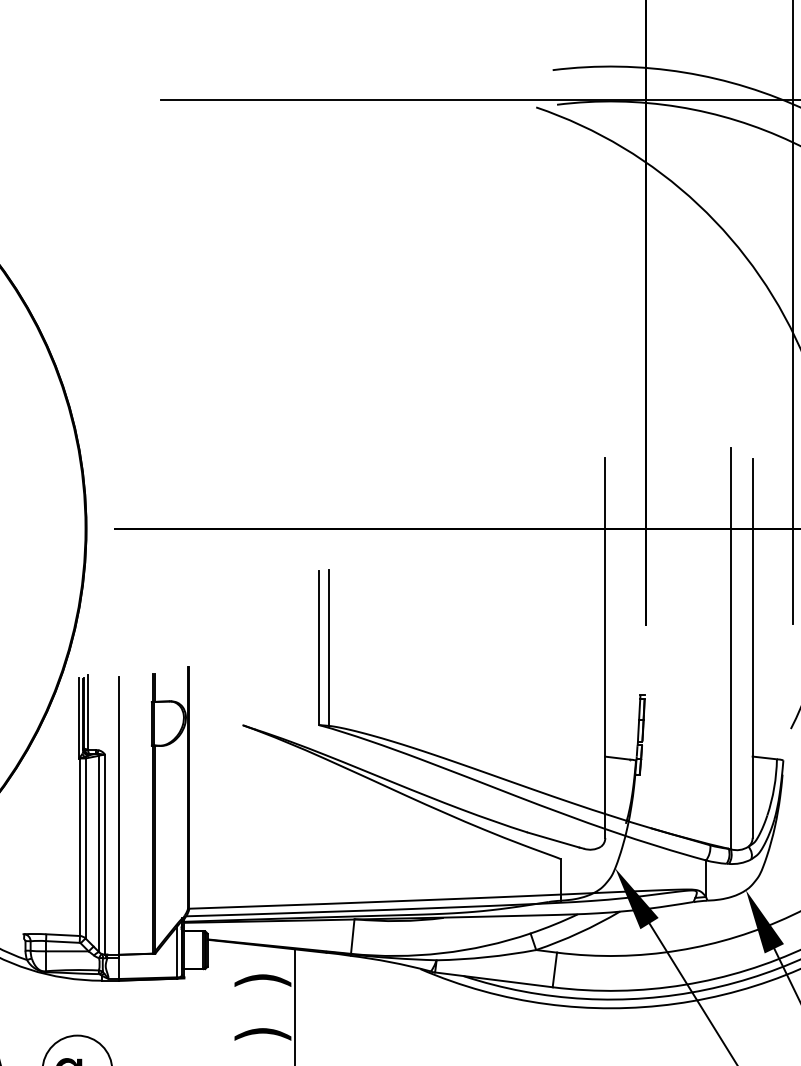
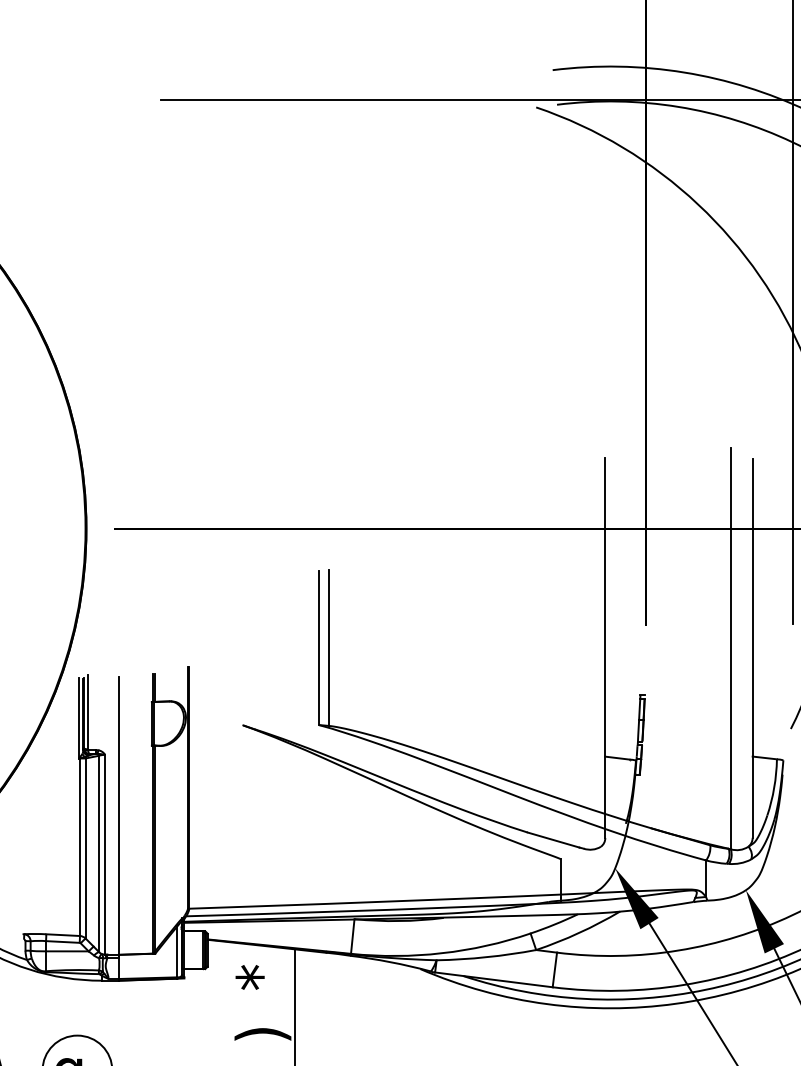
text: ) -> * (262, 977)
